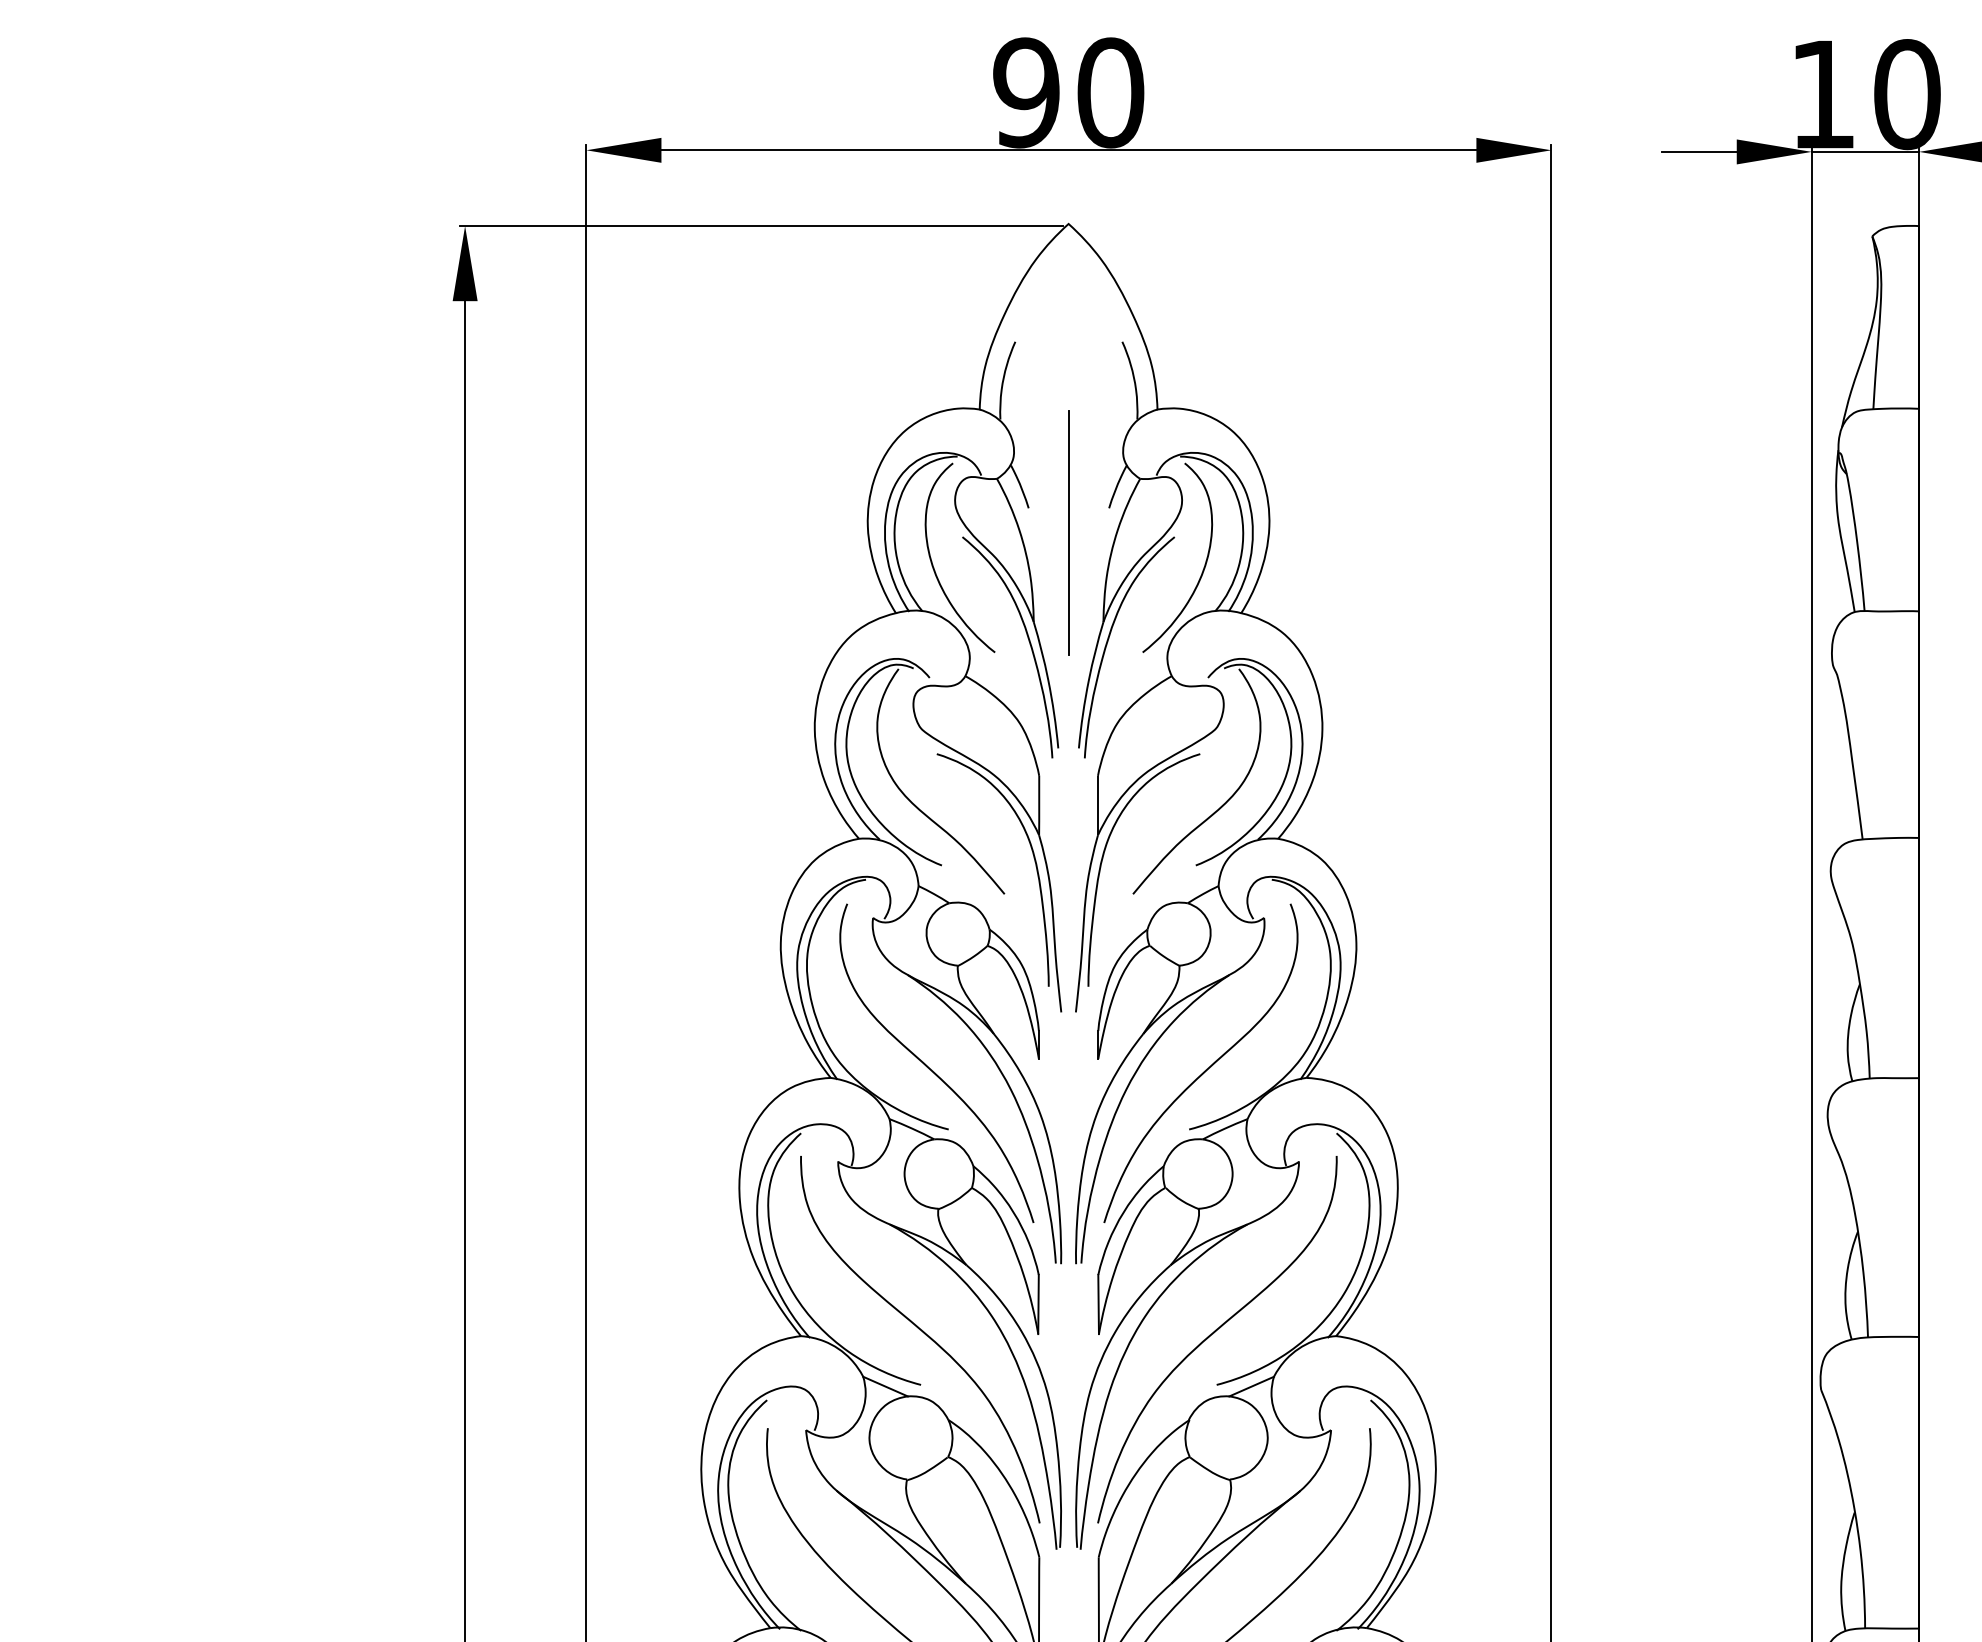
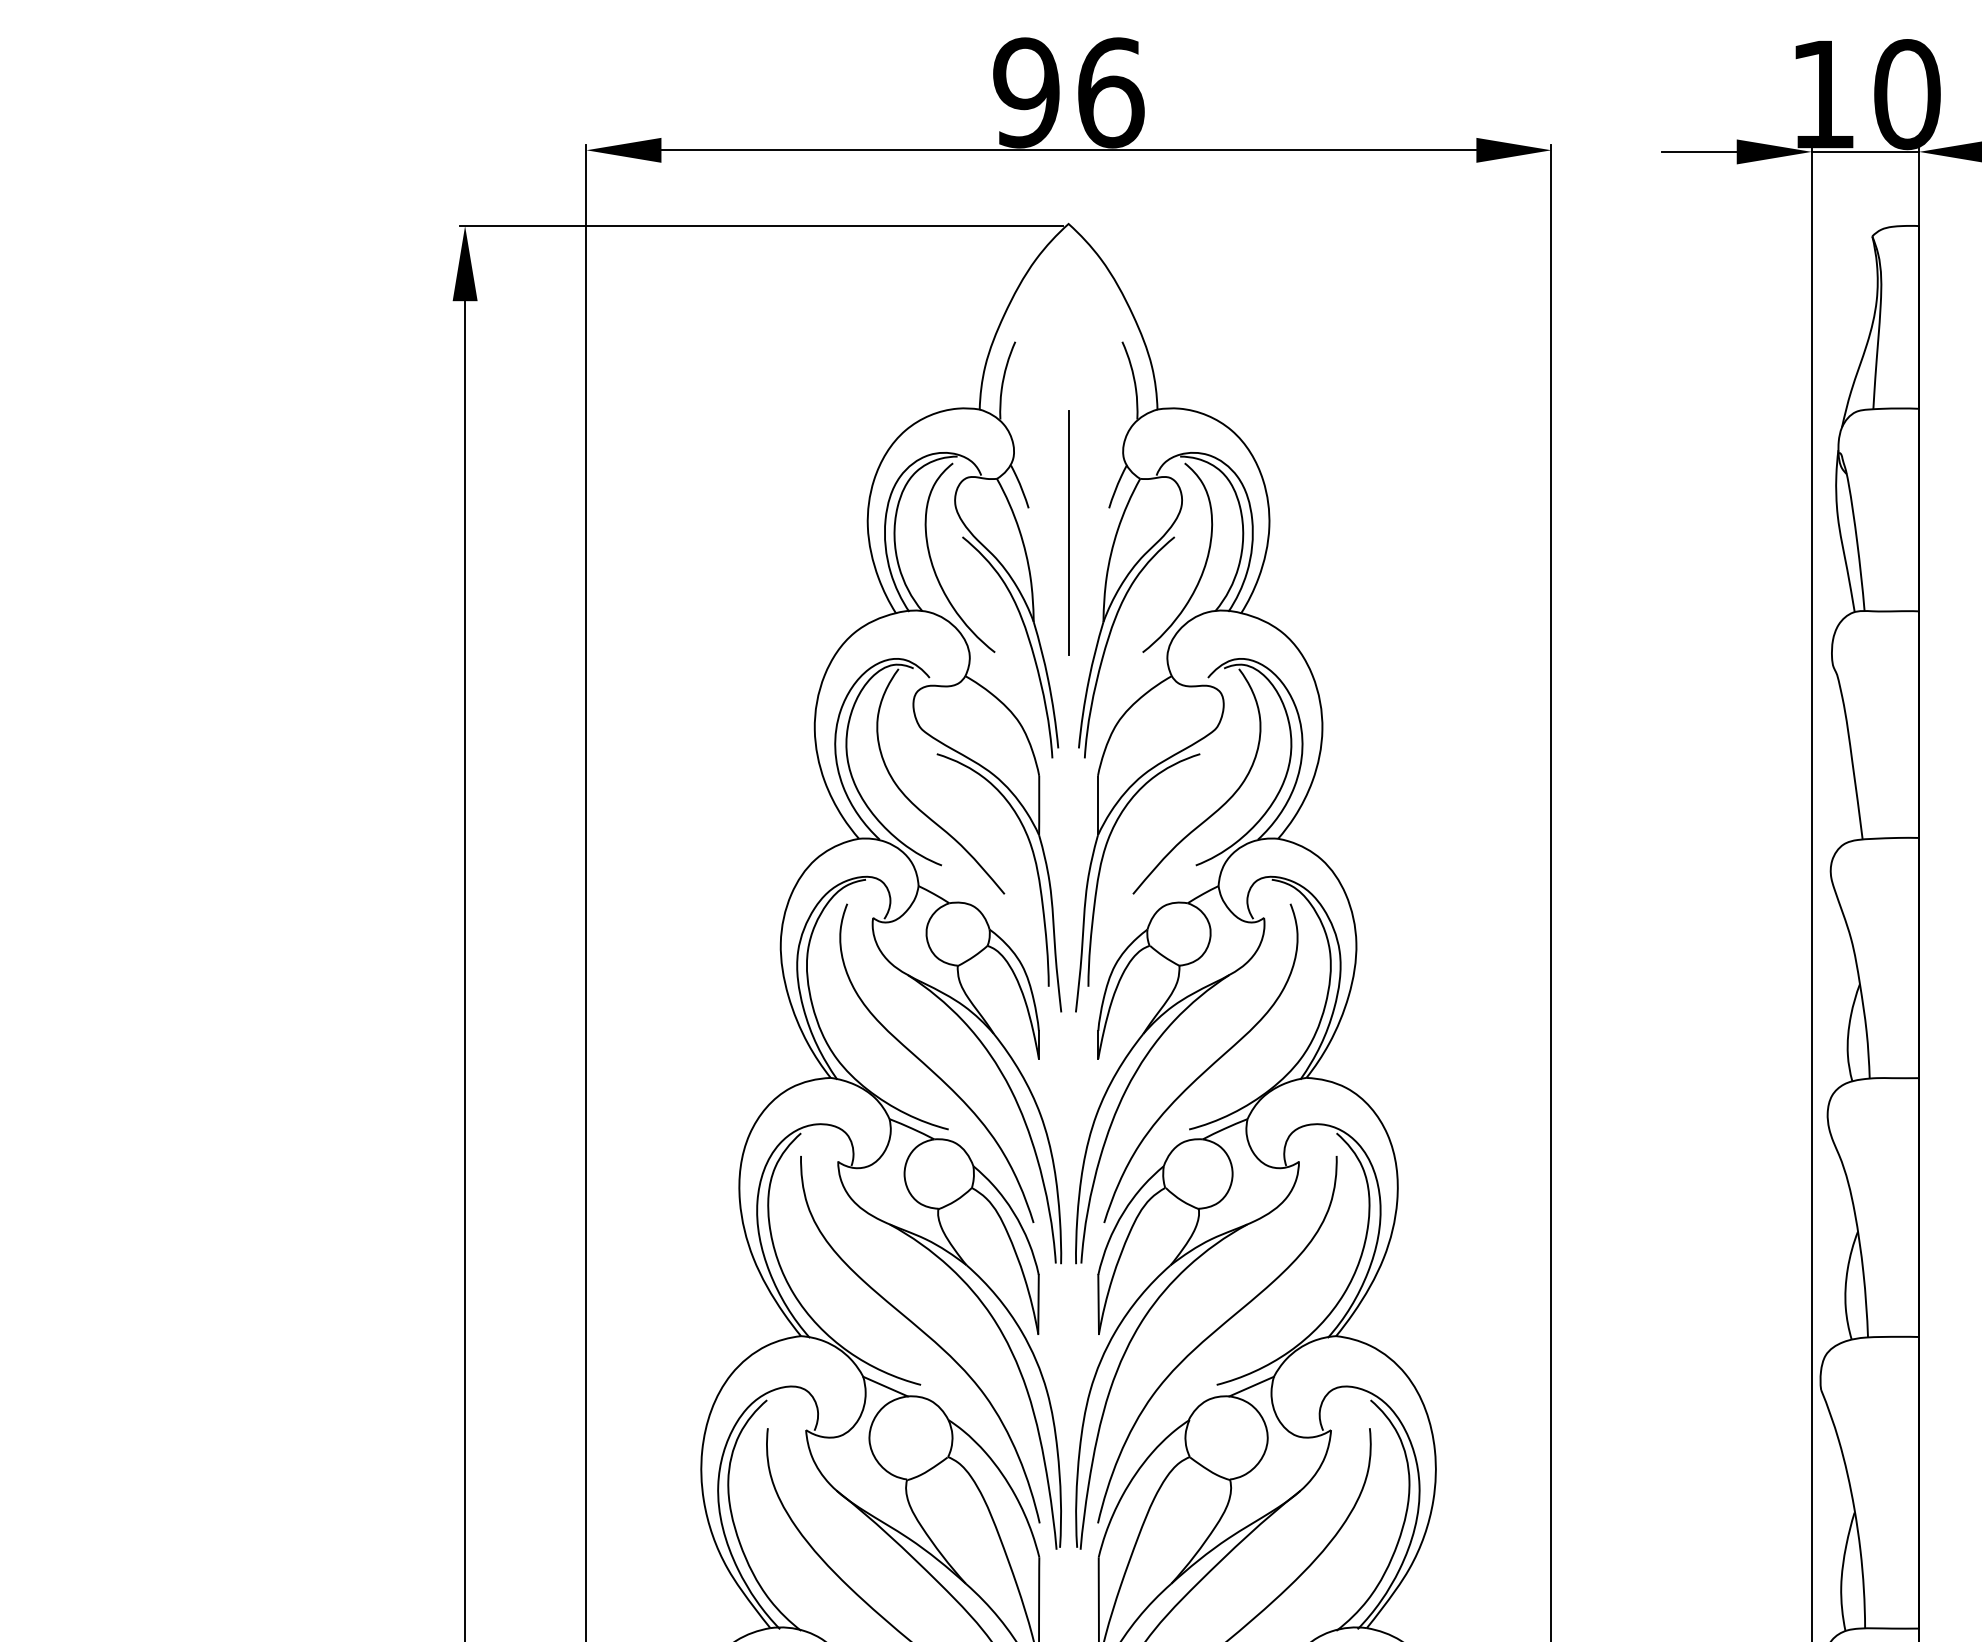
text: 90 -> 96 (1110, 92)
